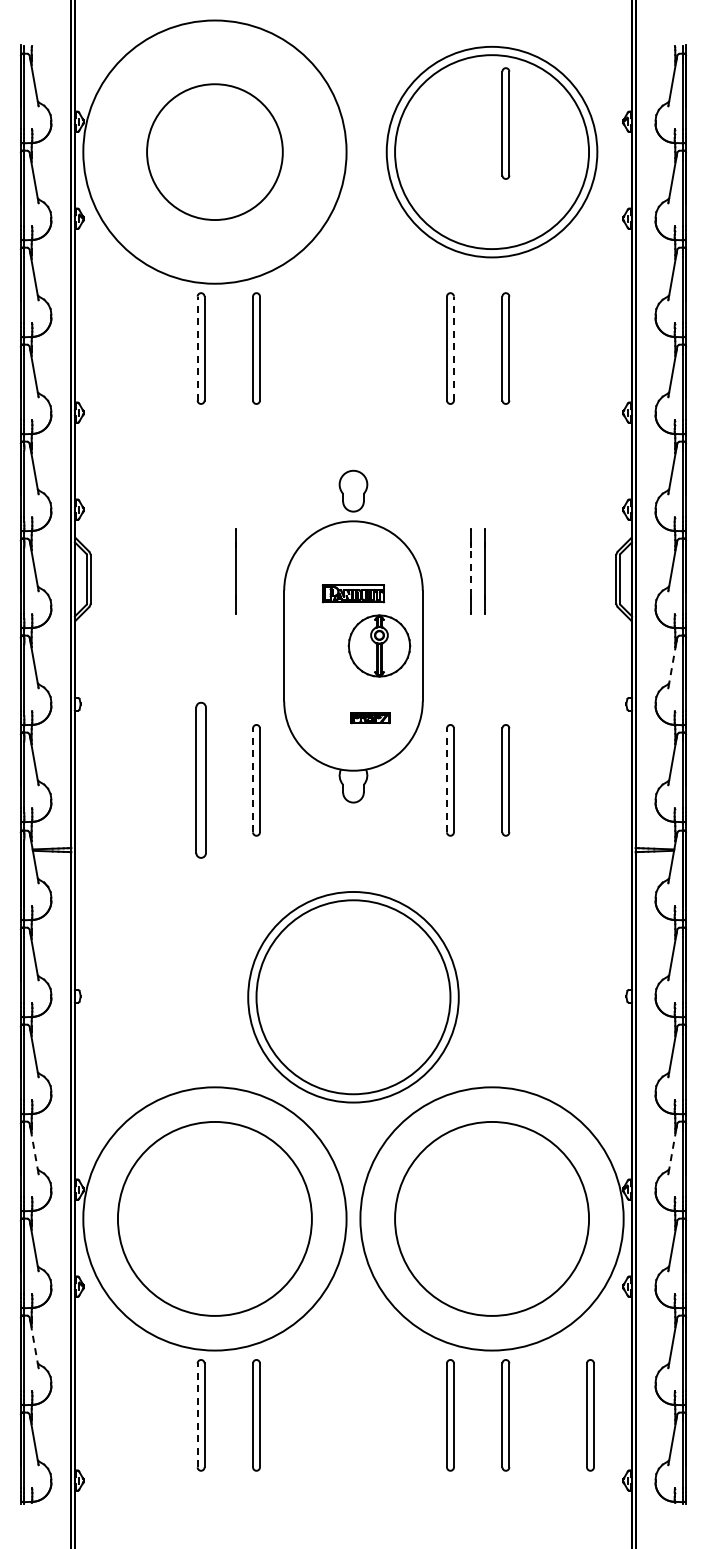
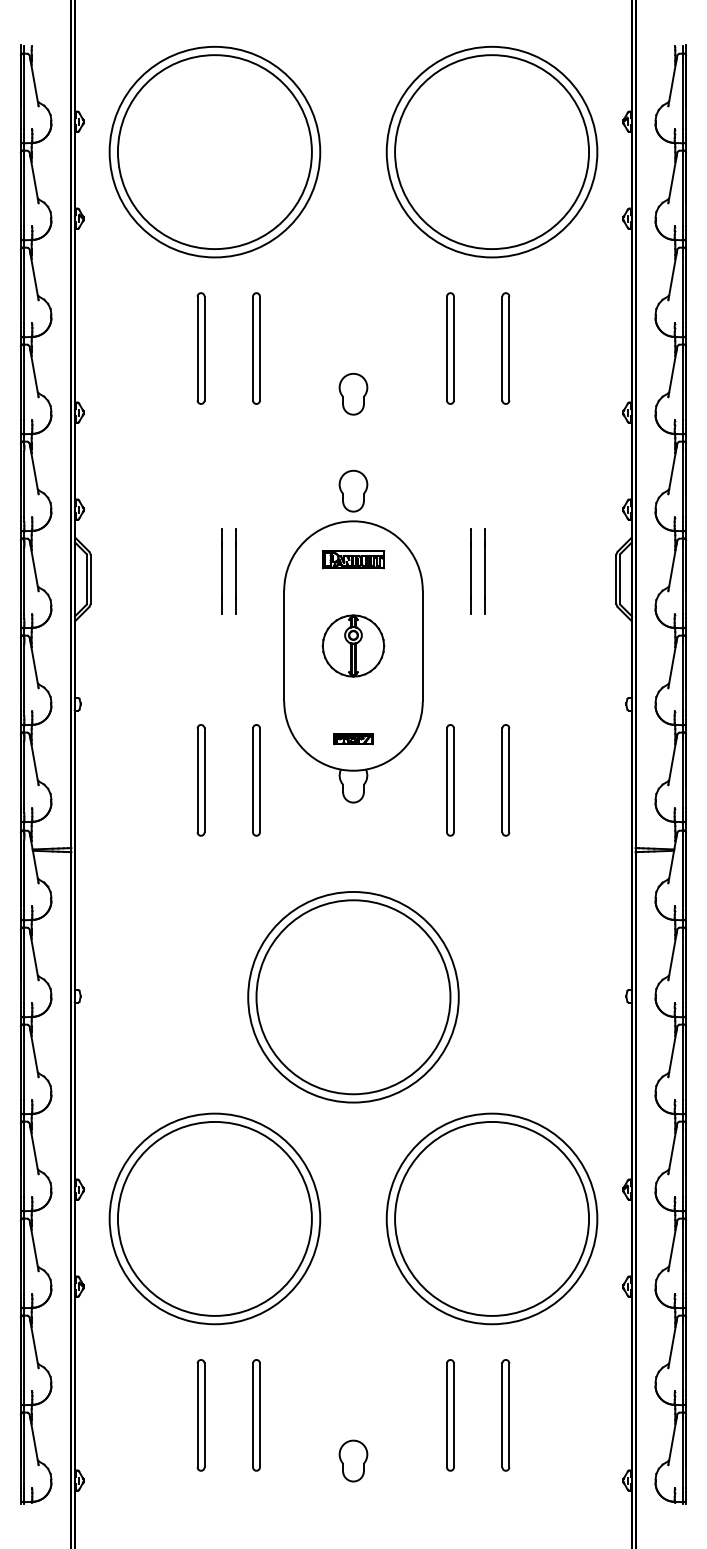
part: present -> none (505, 123)
circle diameter: 263 px -> 211 px (214, 151)
circle diameter: 136 px -> 194 px (214, 152)
line: dashed -> solid (197, 348)
line: dashed -> solid (453, 348)
part: none -> present (353, 394)
line: dashed -> solid (471, 570)
line: none -> present (221, 571)
part position: (353, 593) -> (353, 559) (353, 559)
part position: (379, 645) -> (353, 645) (353, 645)
line: dashed -> solid (672, 665)
part position: (370, 718) -> (353, 739) (353, 739)
part size: 12x157 px -> 10x113 px (200, 780)
line: dashed -> solid (253, 780)
line: dashed -> solid (447, 780)
line: dashed -> solid (34, 1151)
line: dashed -> solid (672, 1151)
circle diameter: 263 px -> 211 px (214, 1218)
circle diameter: 263 px -> 211 px (491, 1218)
line: dashed -> solid (34, 1345)
line: dashed -> solid (197, 1415)
part: present -> none (590, 1415)
part: none -> present (353, 1460)
